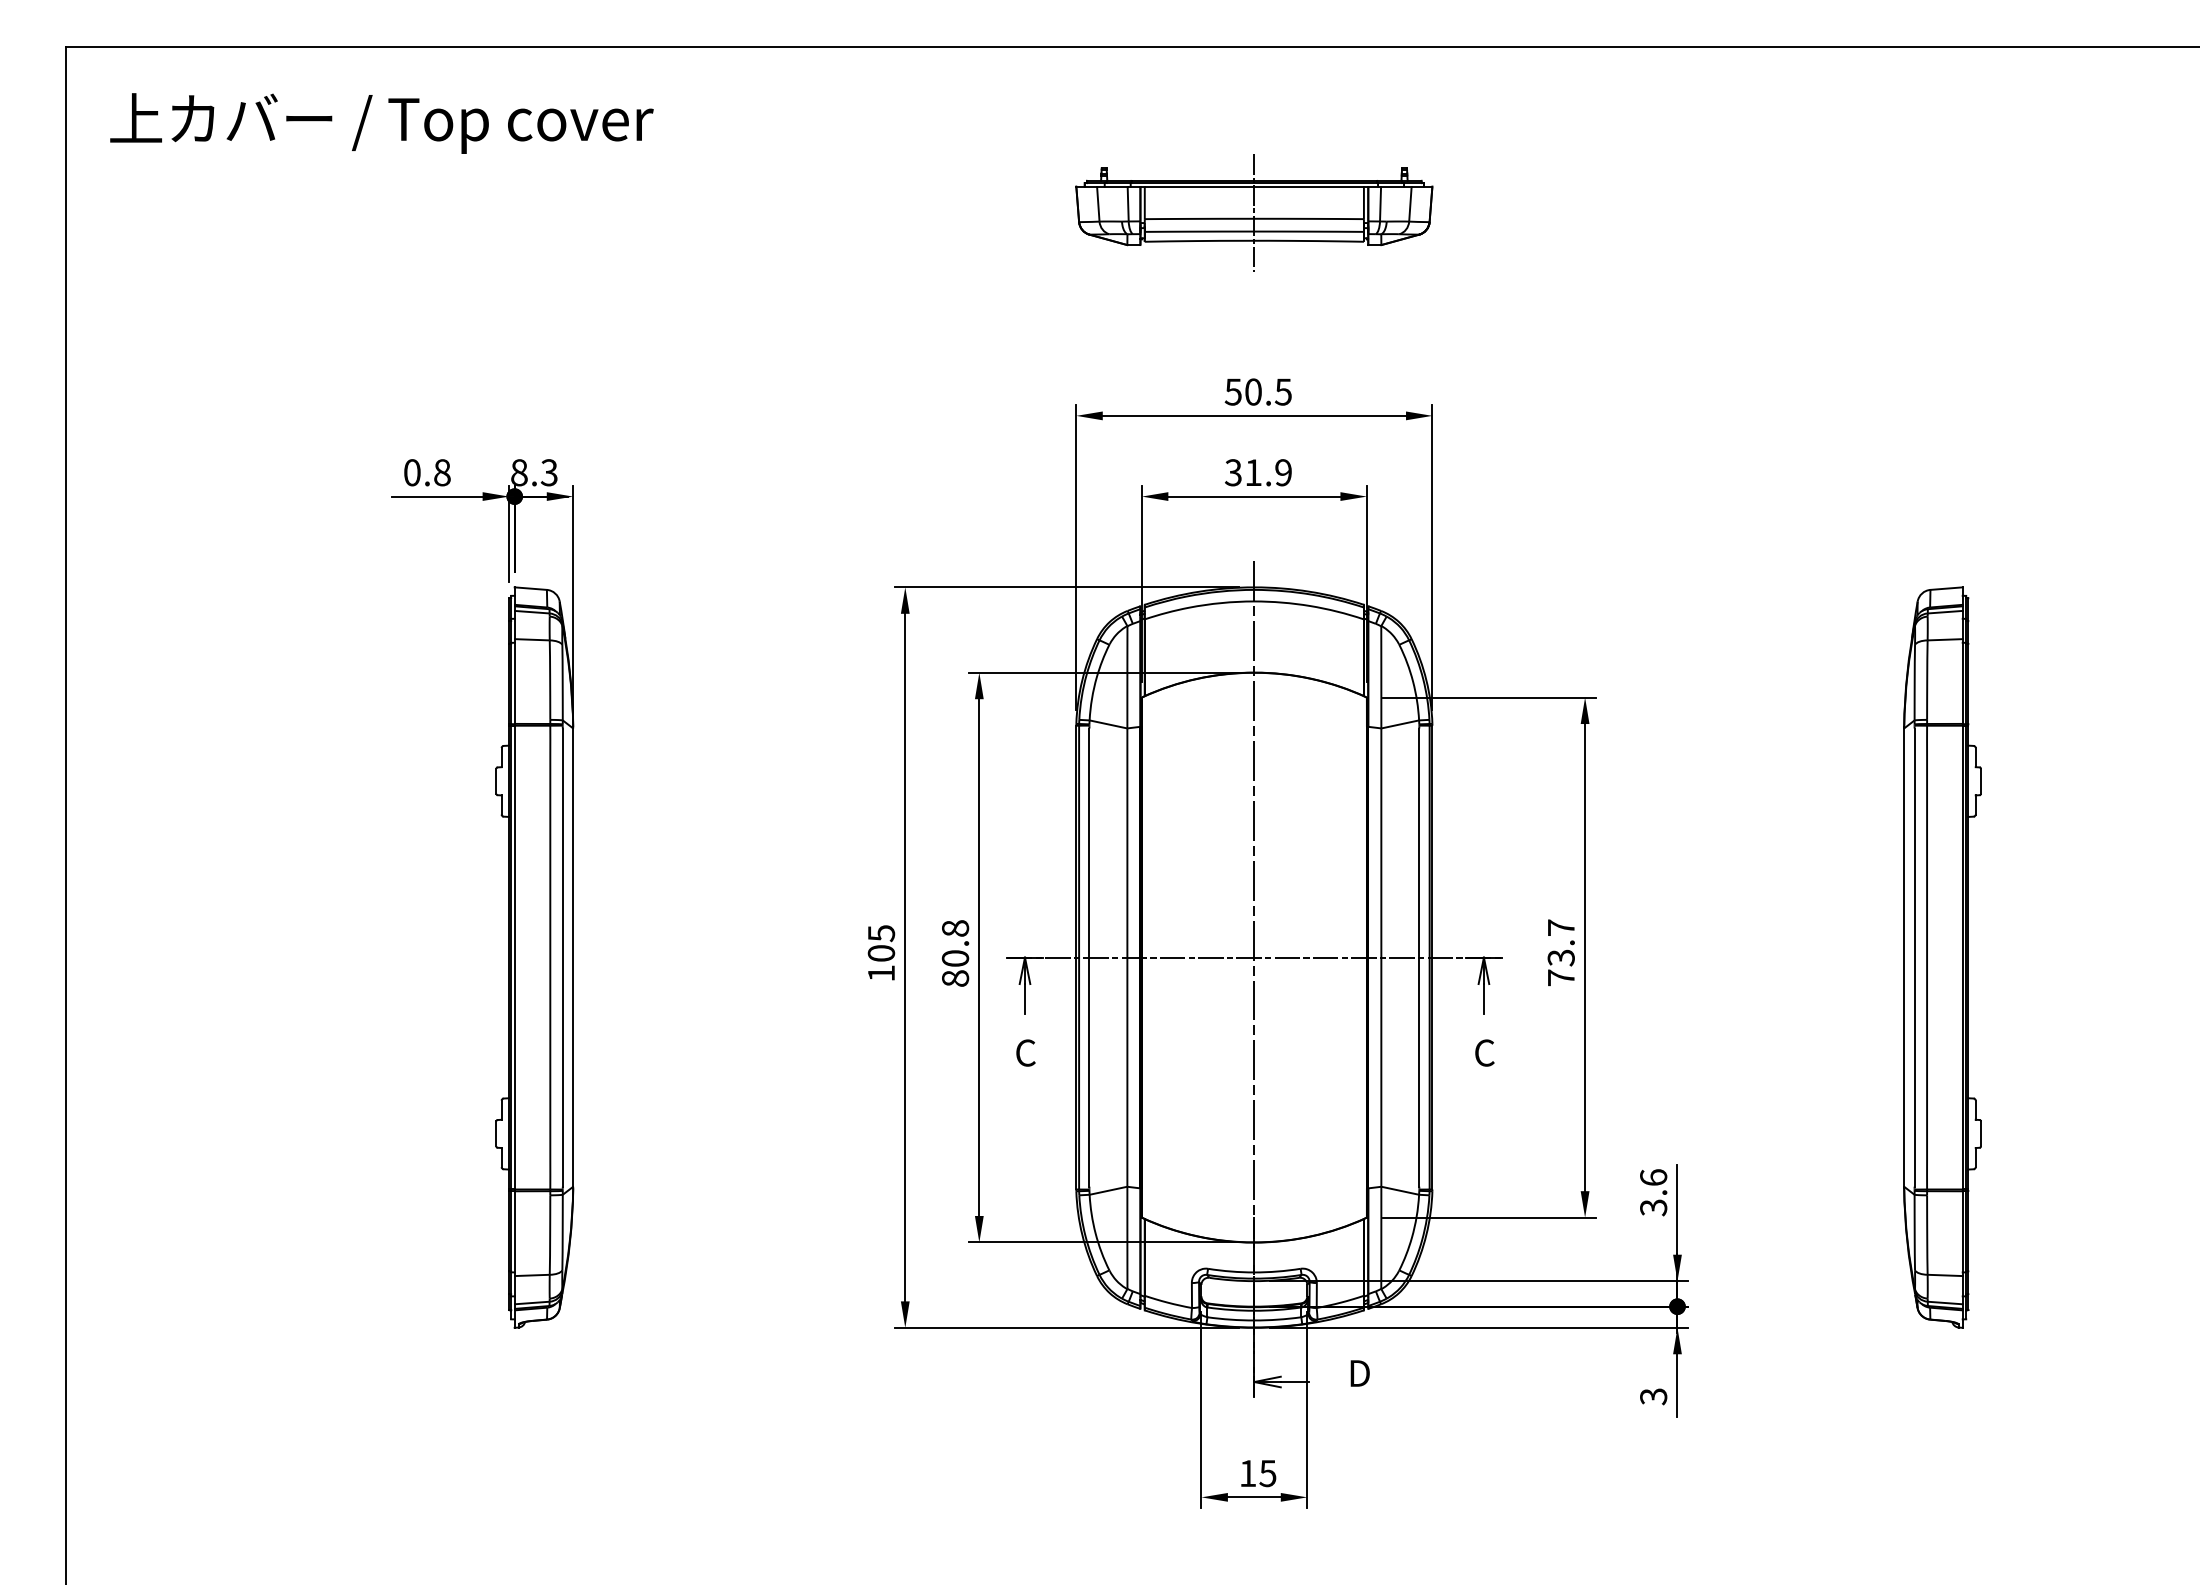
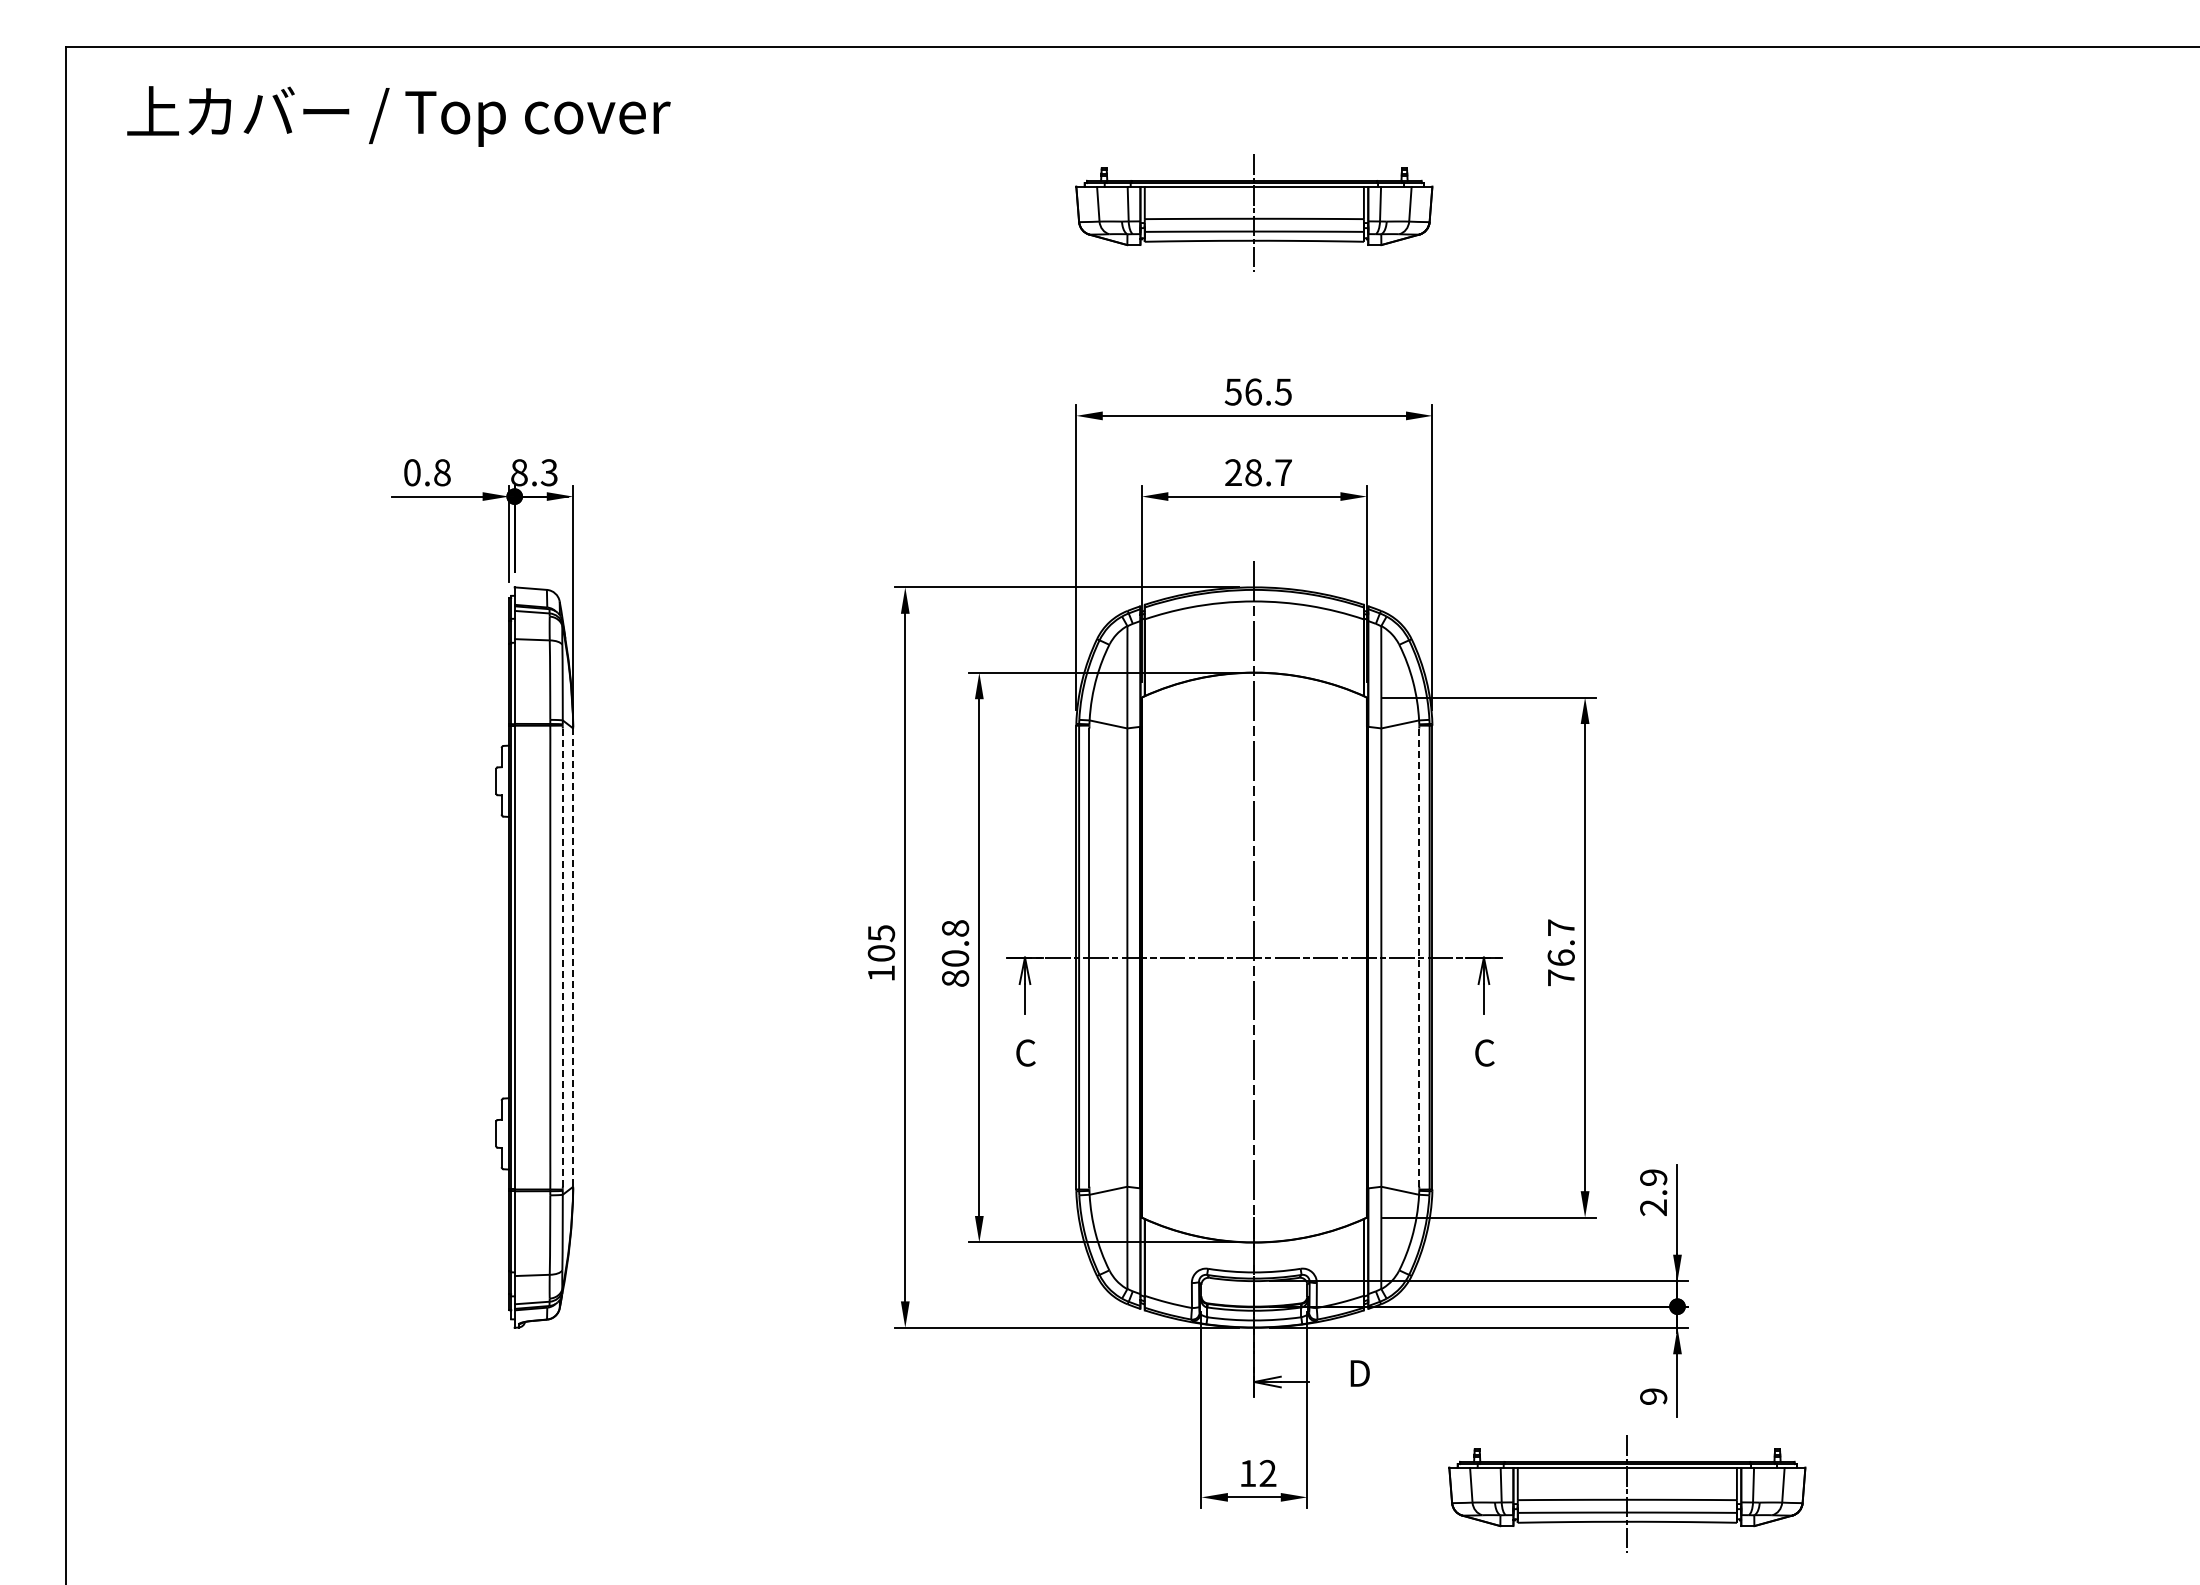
text position: (381, 123) -> (398, 116) (398, 116)
text: 50.5 -> 56.5 (1253, 391)
text: 31.9 -> 28.7 (1258, 472)
line: solid -> dashed (562, 957)
text: 73.7 -> 76.7 (1560, 957)
part: present -> none (1942, 957)
line: solid -> dashed (573, 958)
line: solid -> dashed (1419, 958)
text: 3.6 -> 2.9 (1653, 1192)
text: 3 -> 9 (1653, 1396)
text: 15 -> 12 (1267, 1473)
part: none -> present (1627, 1493)
